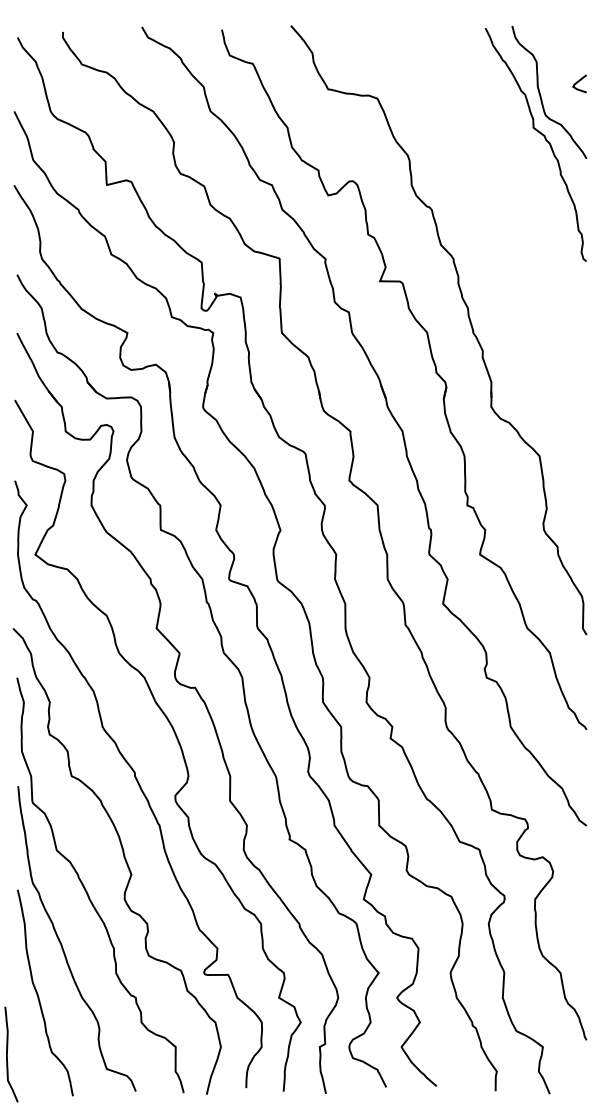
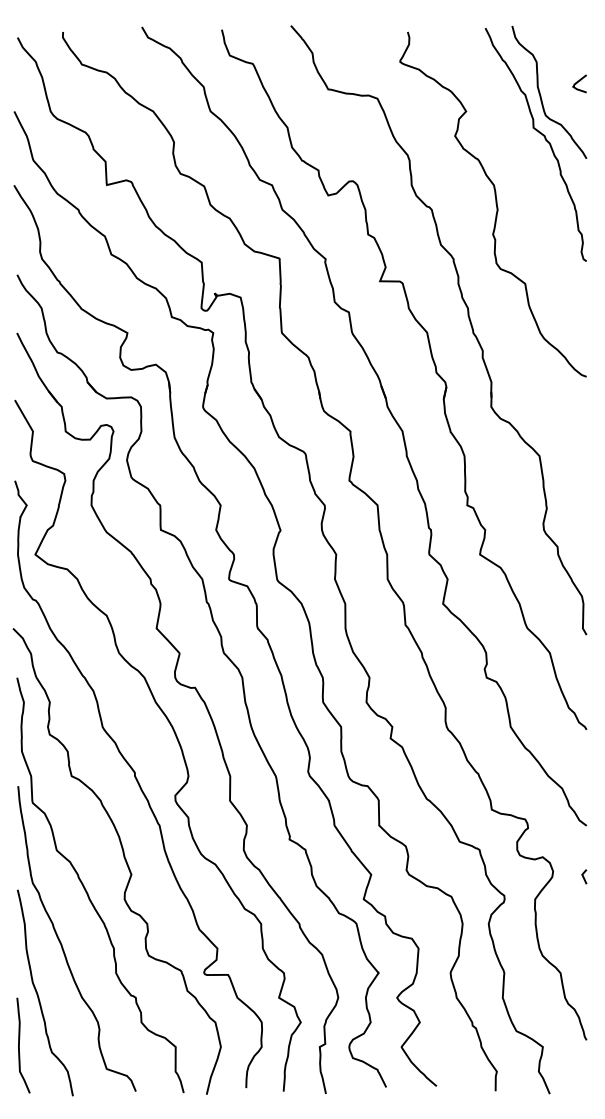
curve: none -> present (495, 204)
line: none -> present (584, 876)
curve position: (7, 1054) -> (19, 1045) (19, 1045)
